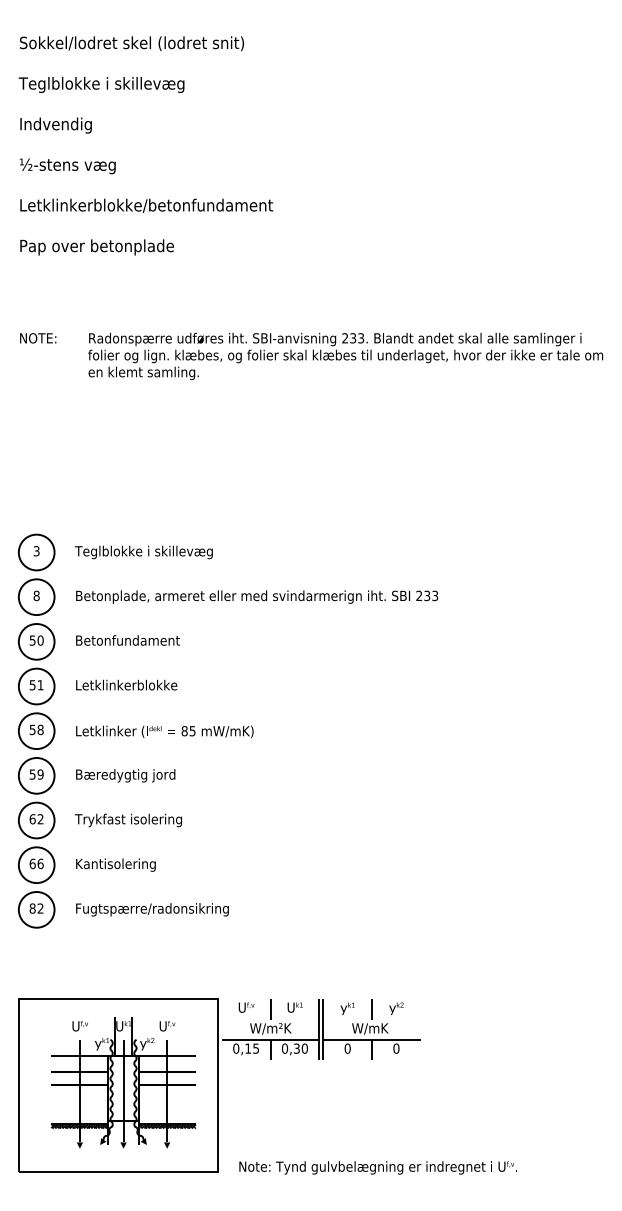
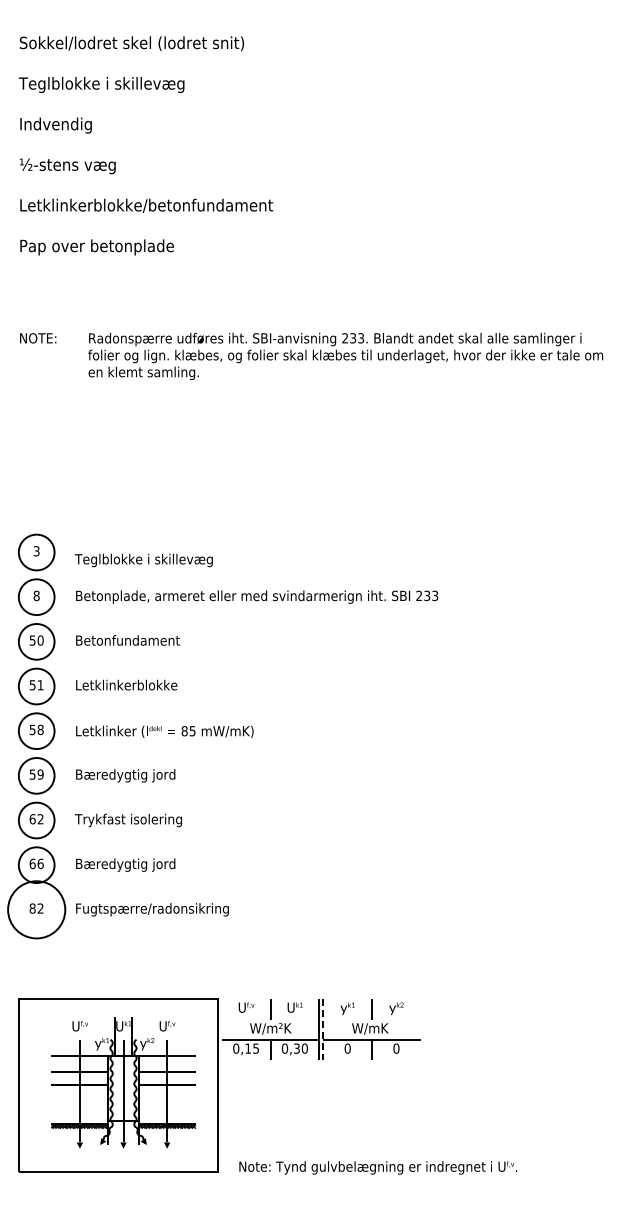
text position: (143, 552) -> (143, 560) (143, 560)
text: Kantisolering -> Bæredygtig jord (126, 864)
circle diameter: 36 px -> 57 px (36, 909)
line: solid -> dashed (323, 1030)
